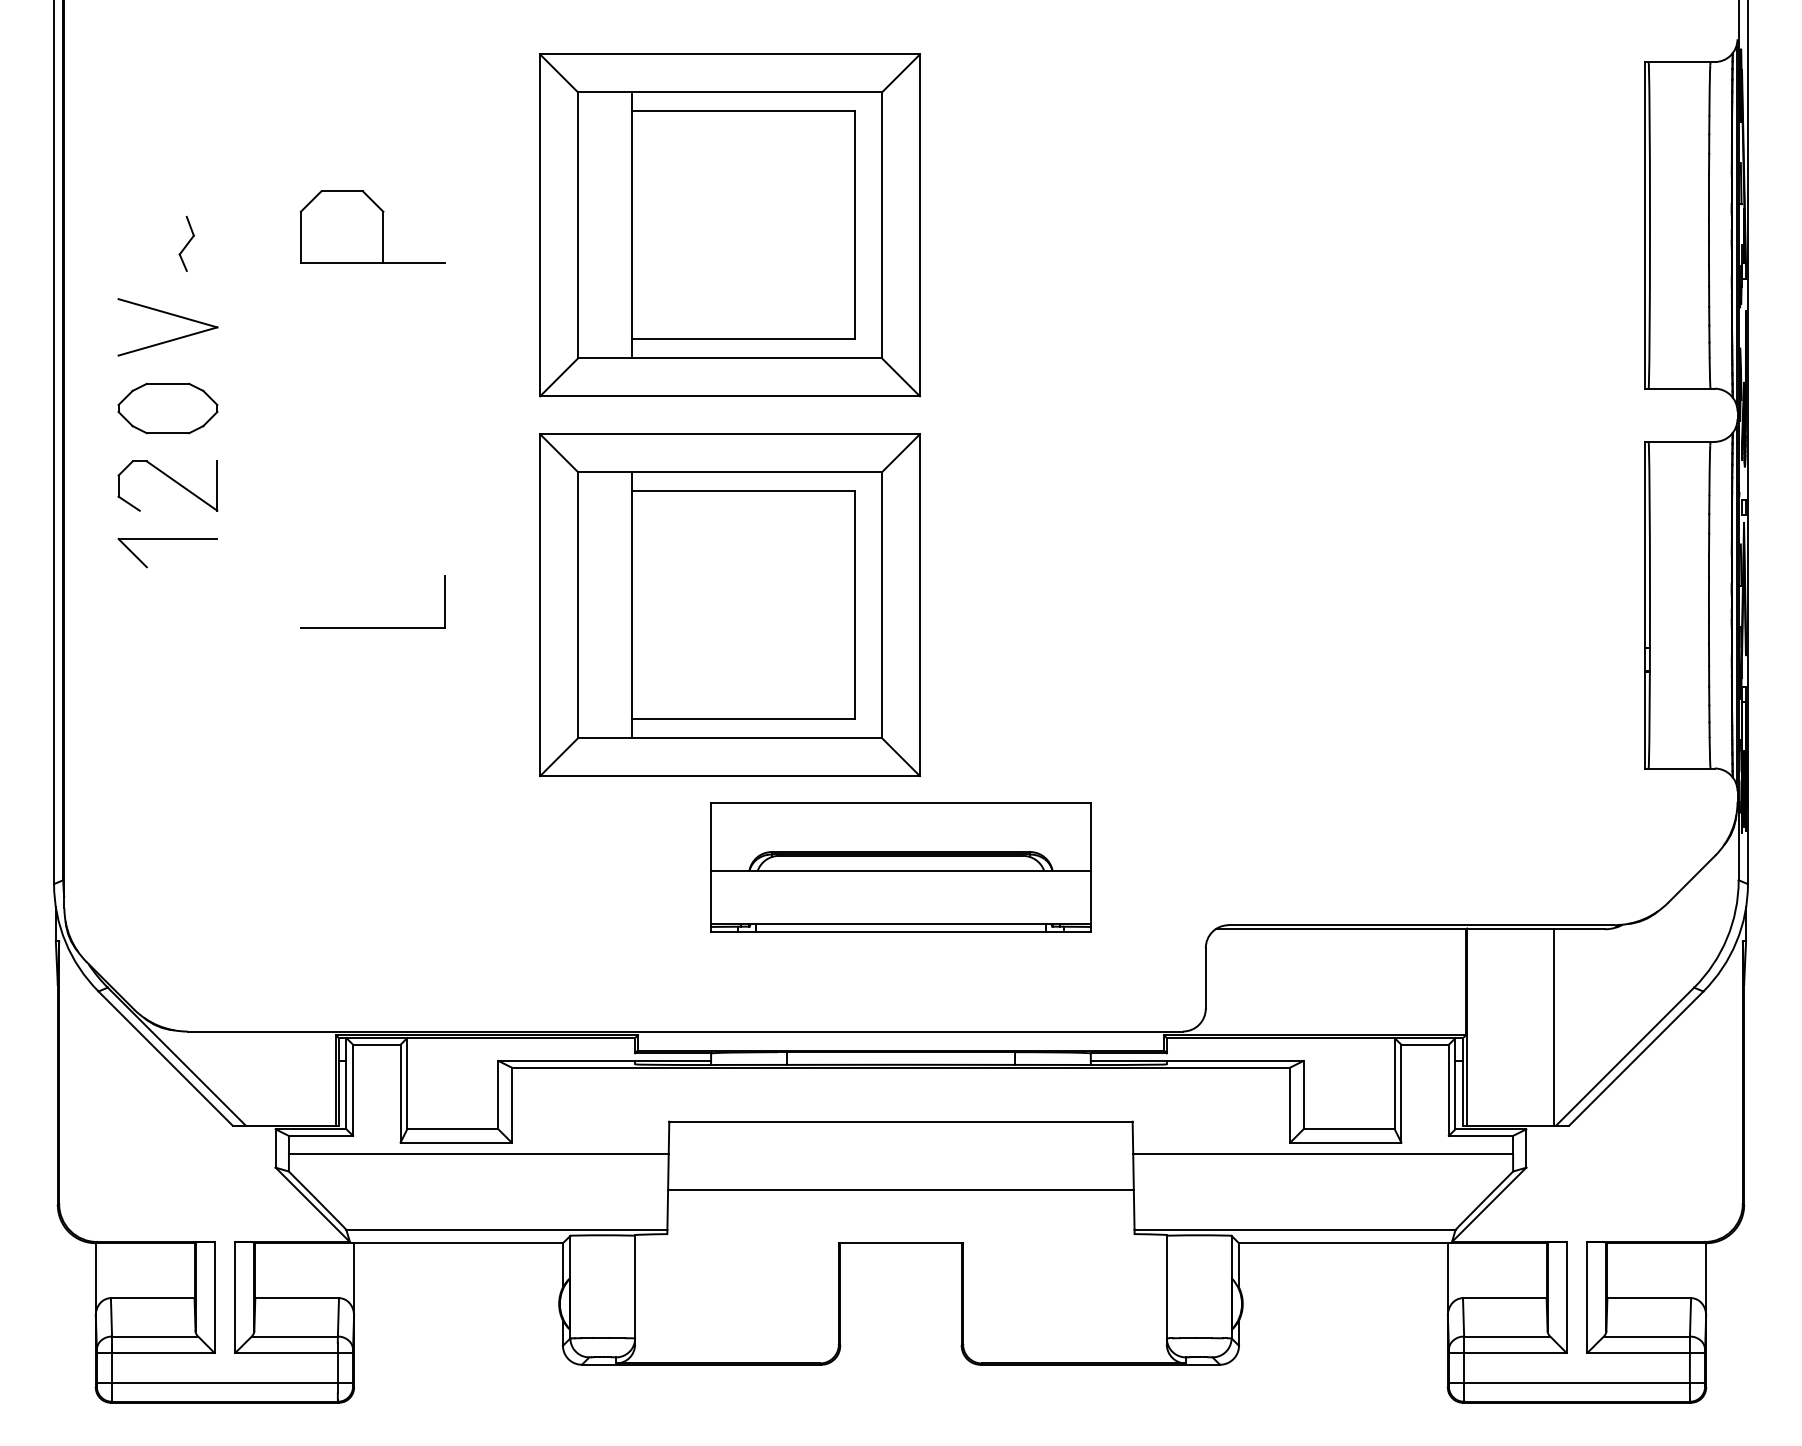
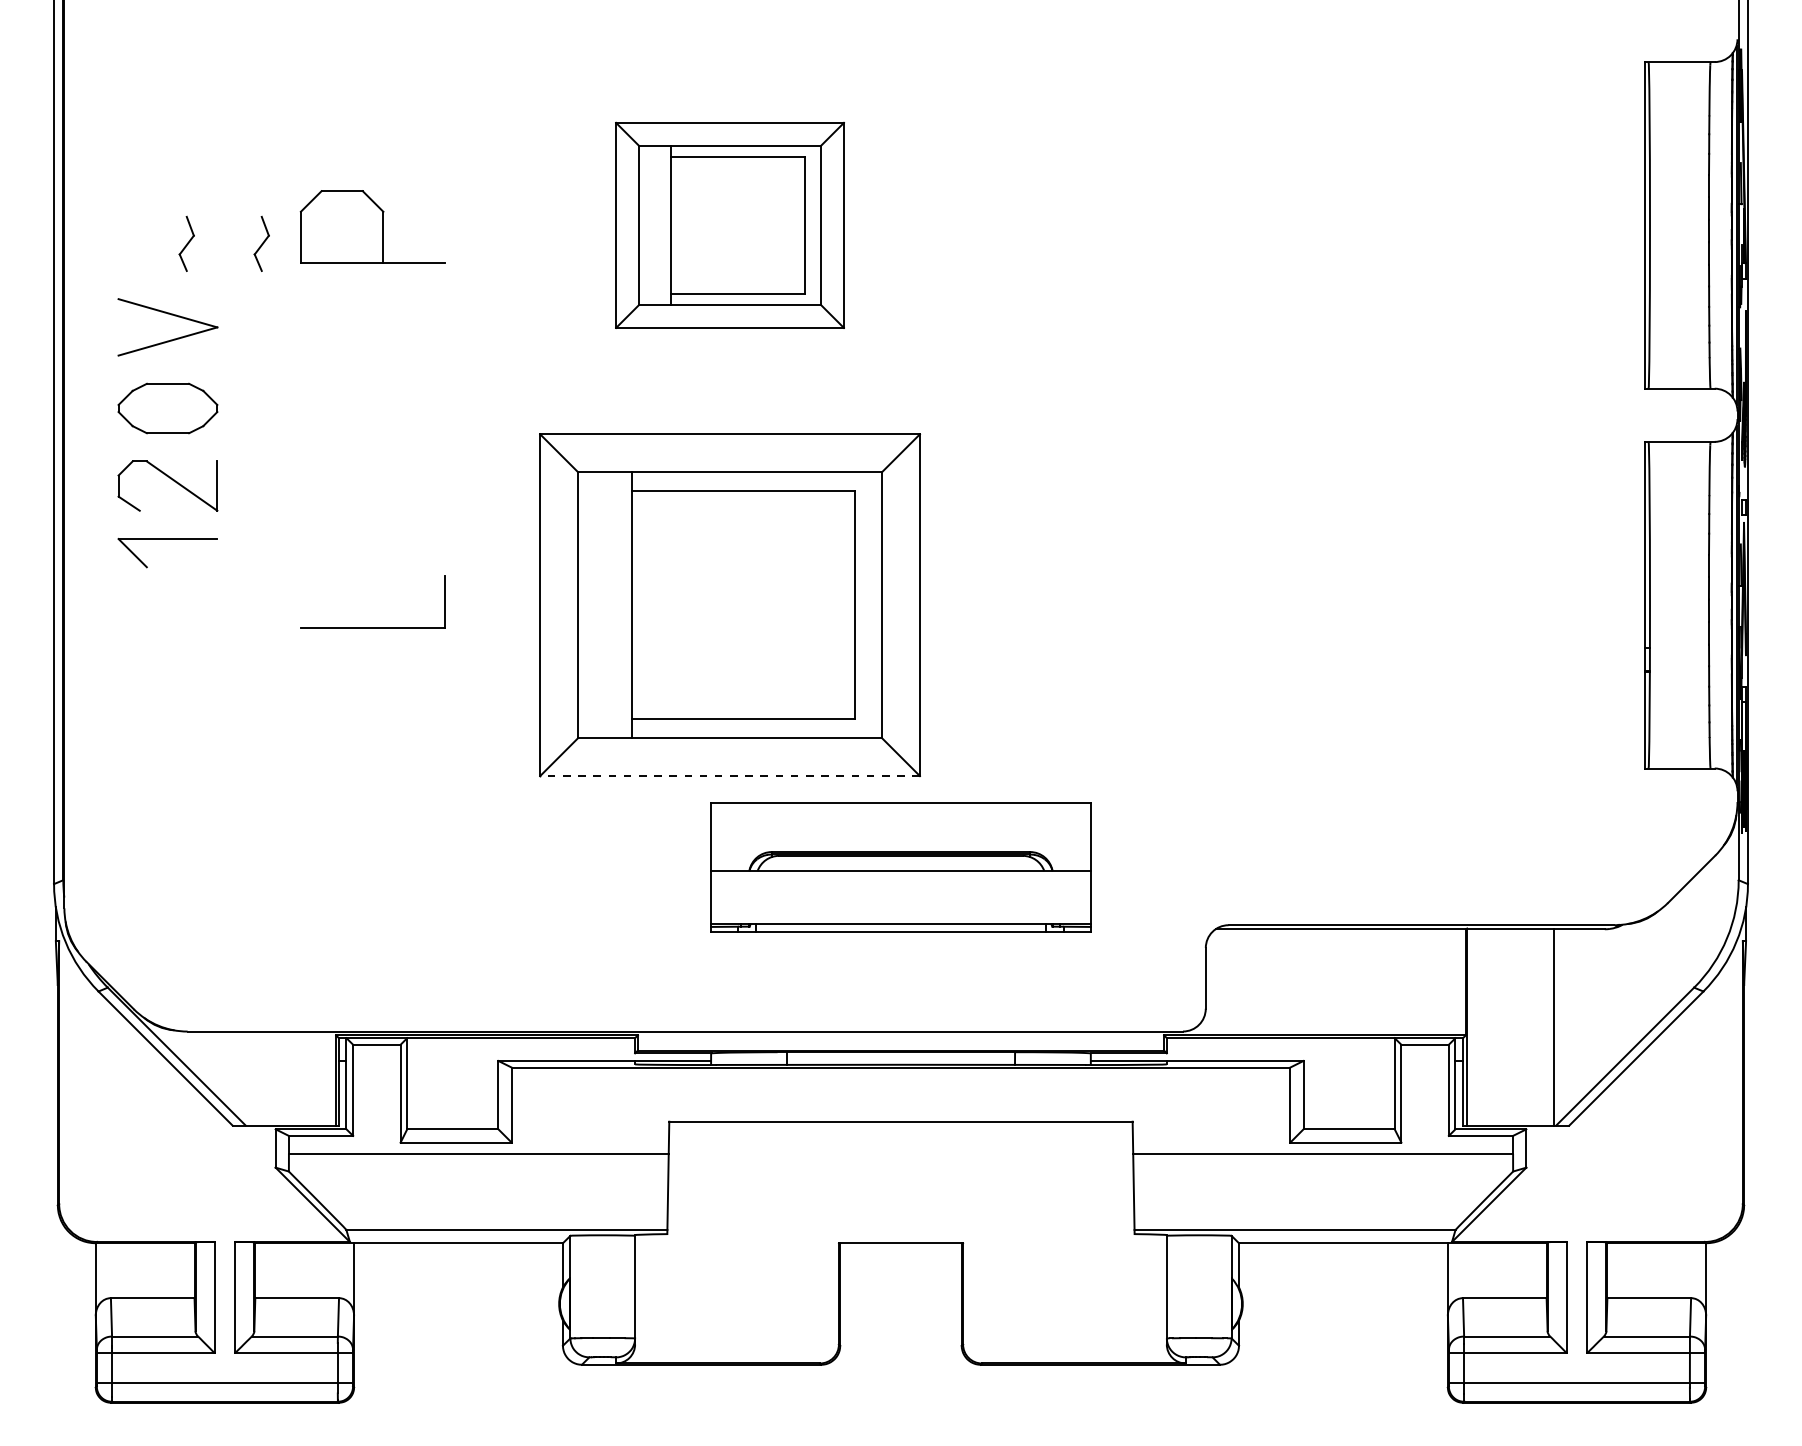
part size: 382x345 px -> 230x208 px (729, 224)
part: none -> present (261, 243)
line: solid -> dashed (730, 776)
line: present -> none (900, 1190)
